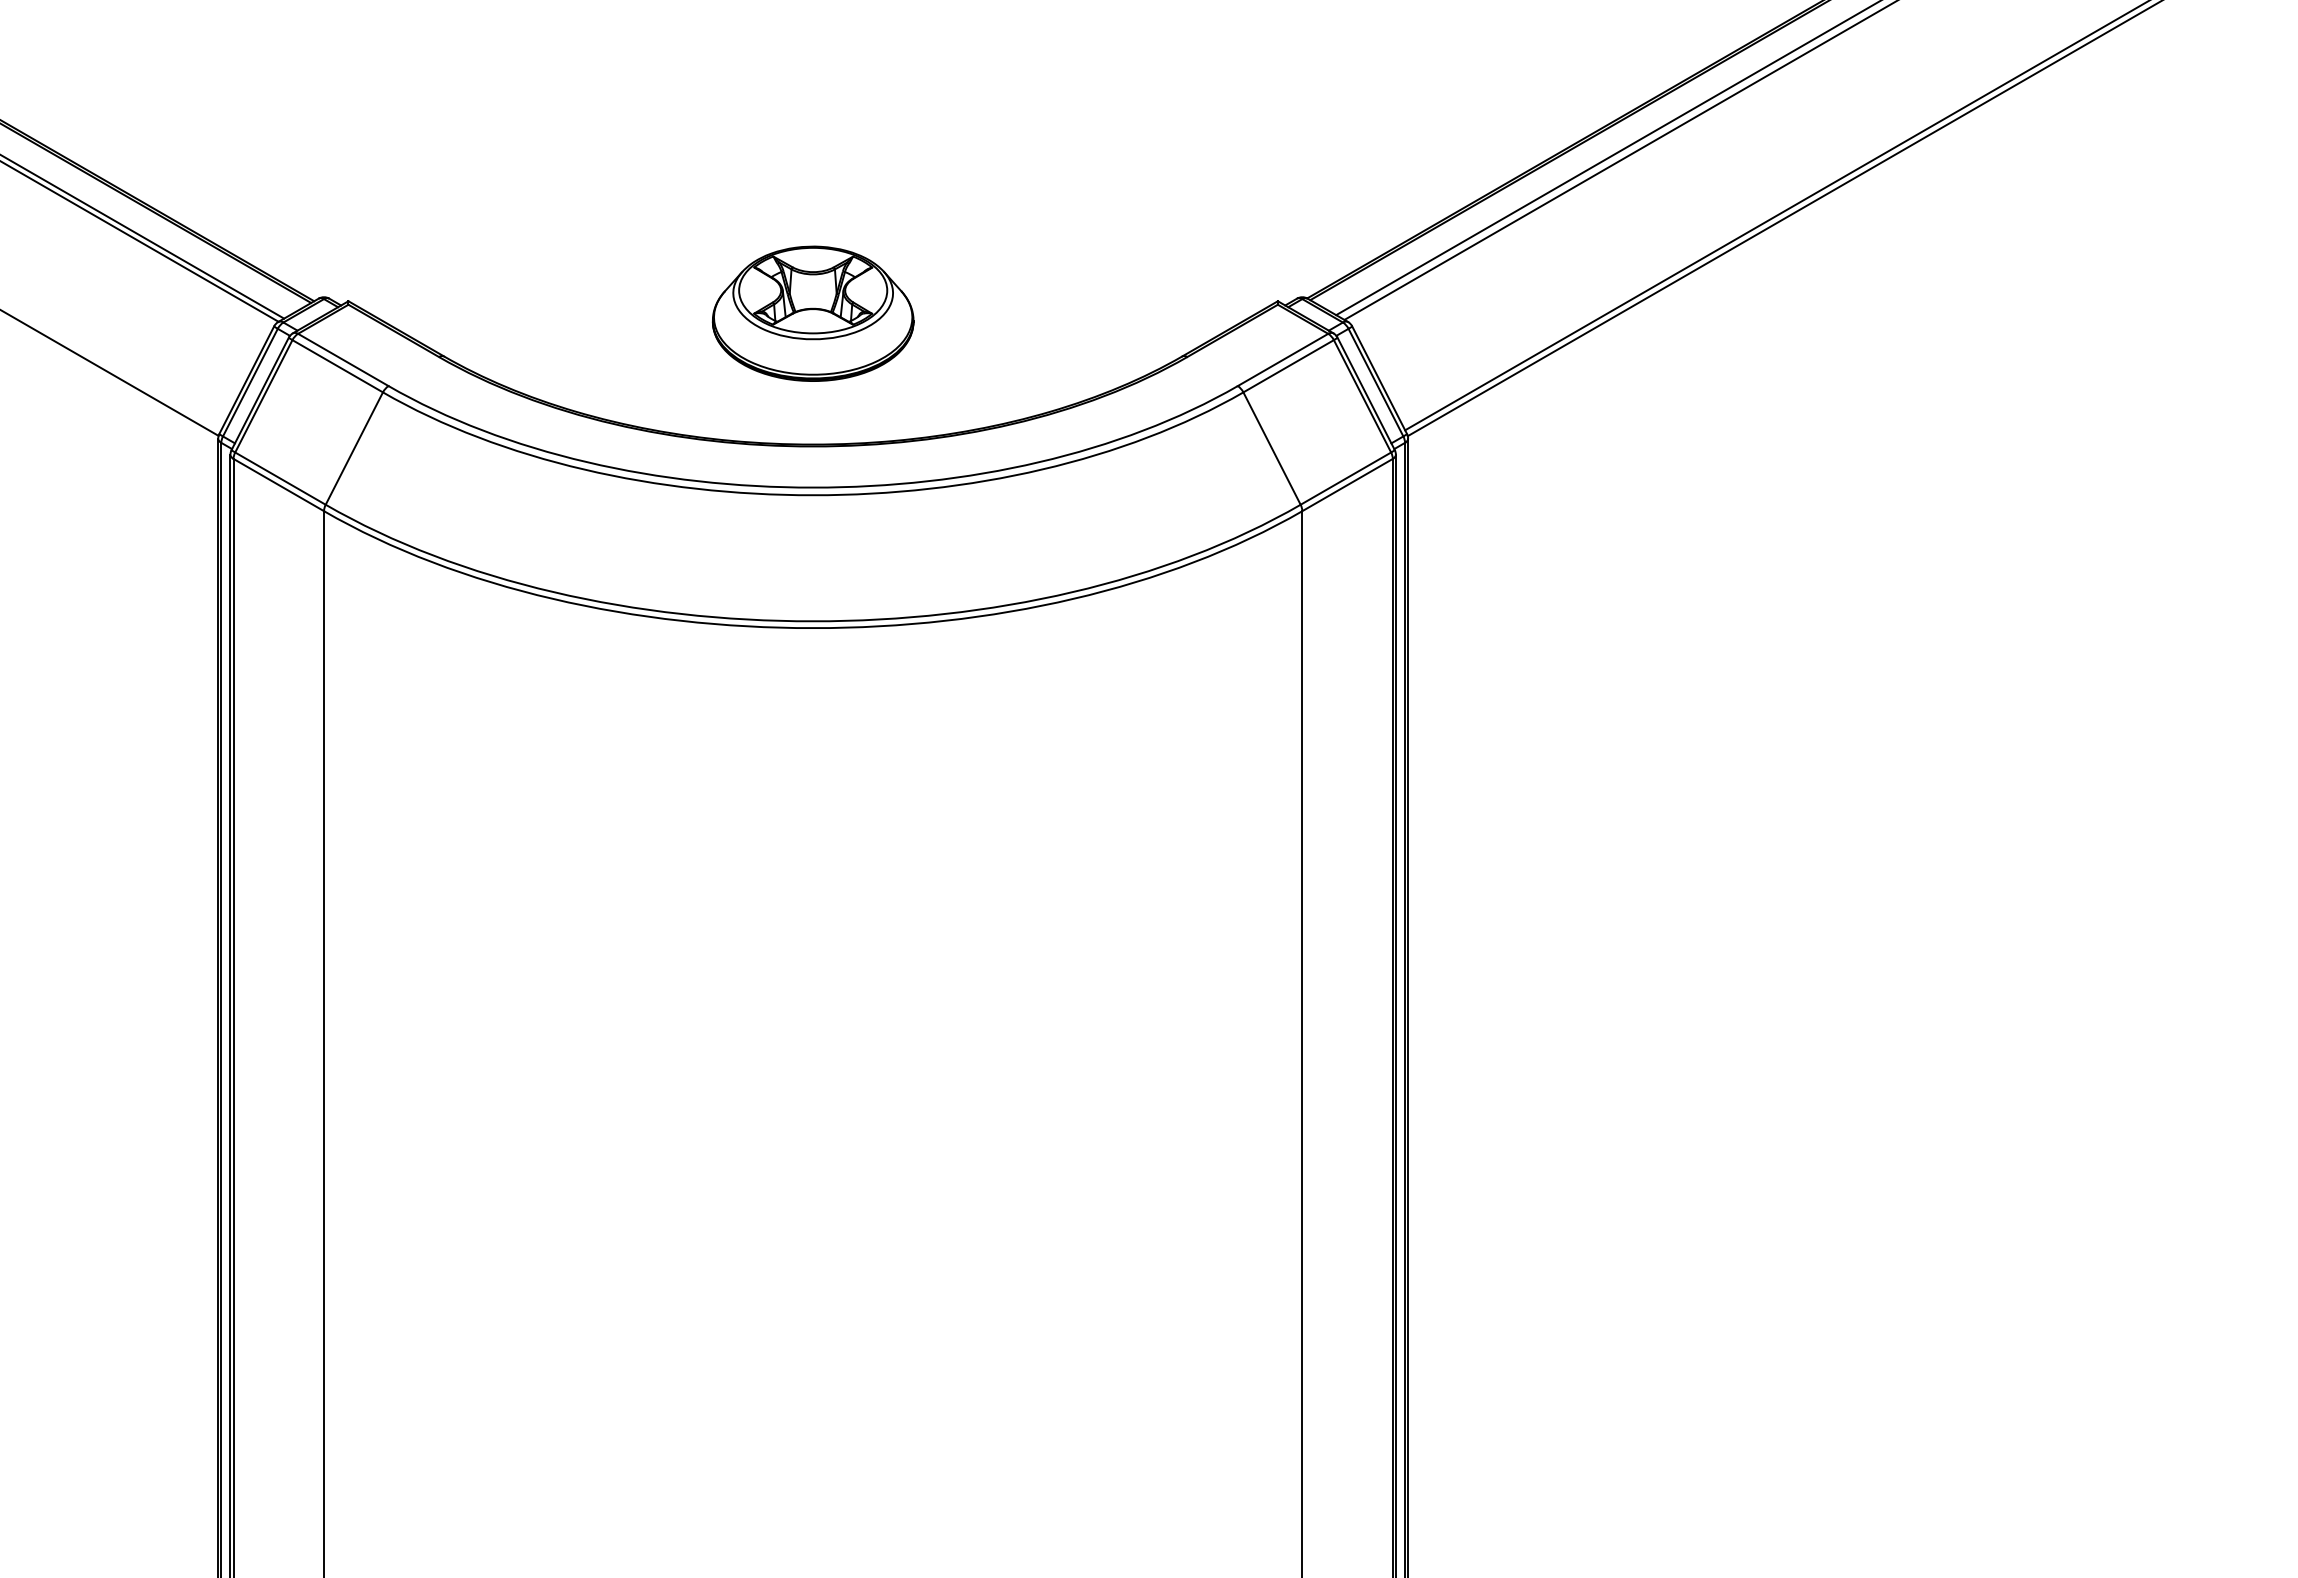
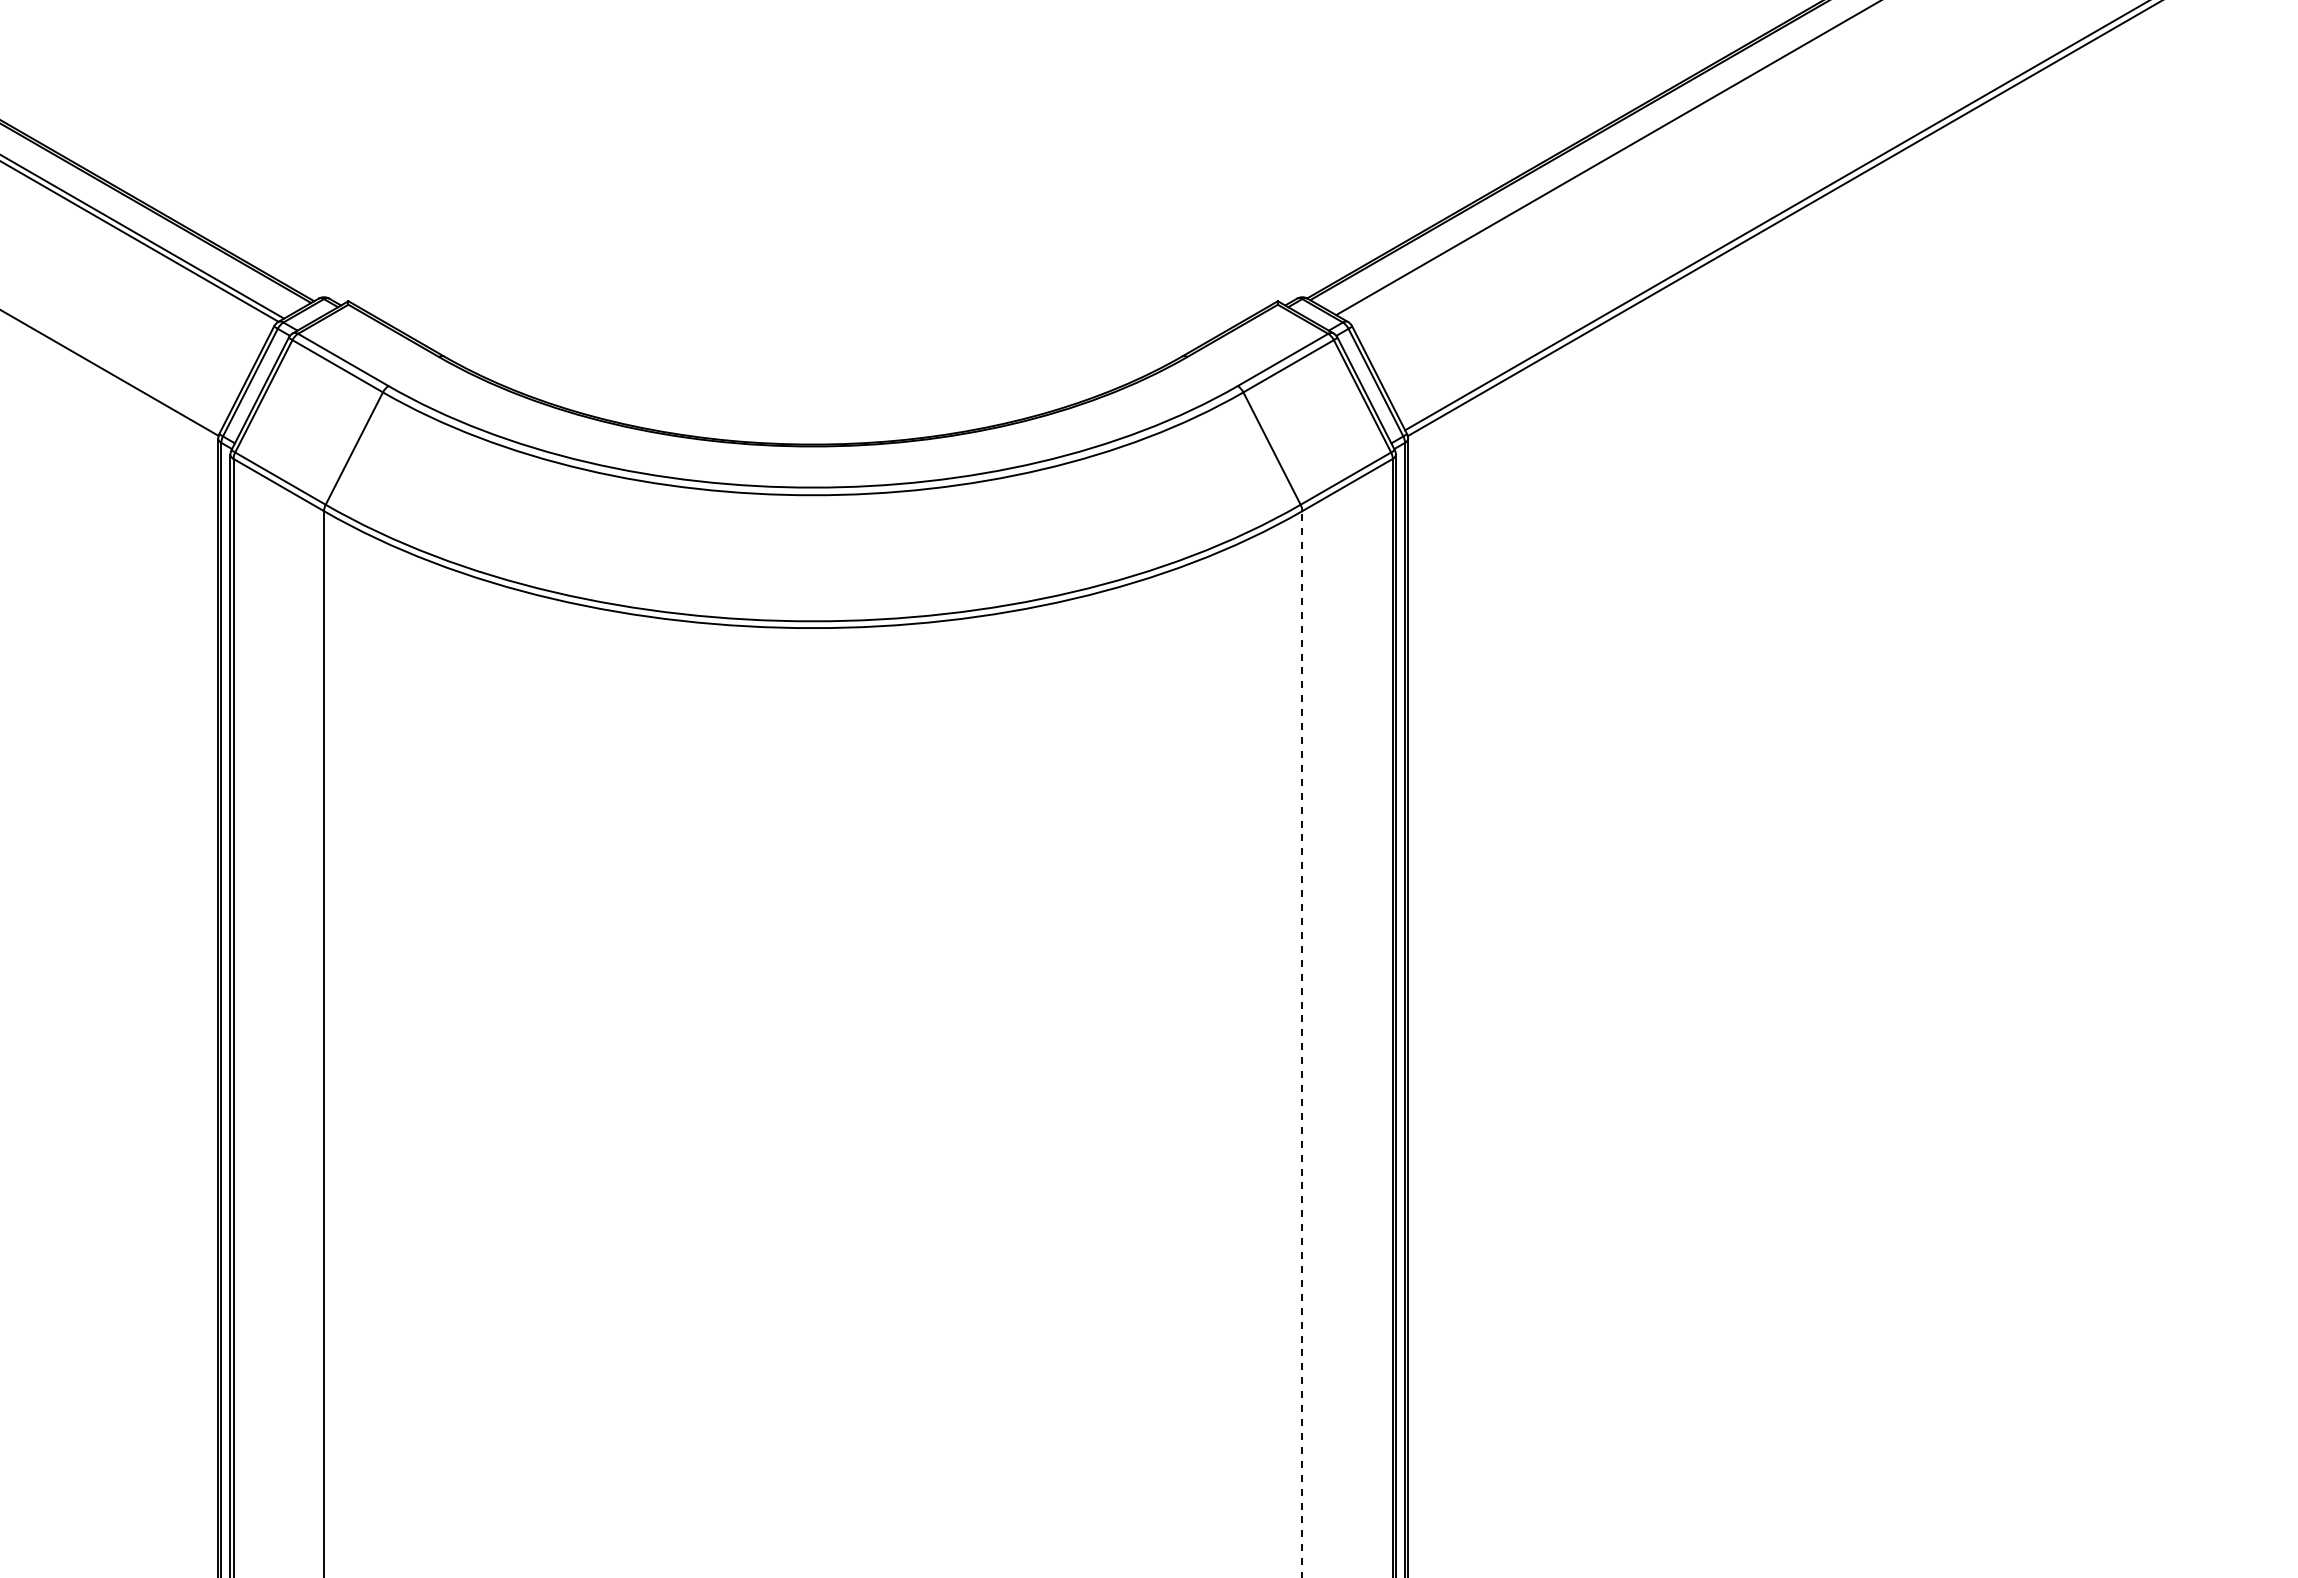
line: present -> none (1619, 160)
part: present -> none (812, 313)
line: solid -> dashed (1302, 1044)
